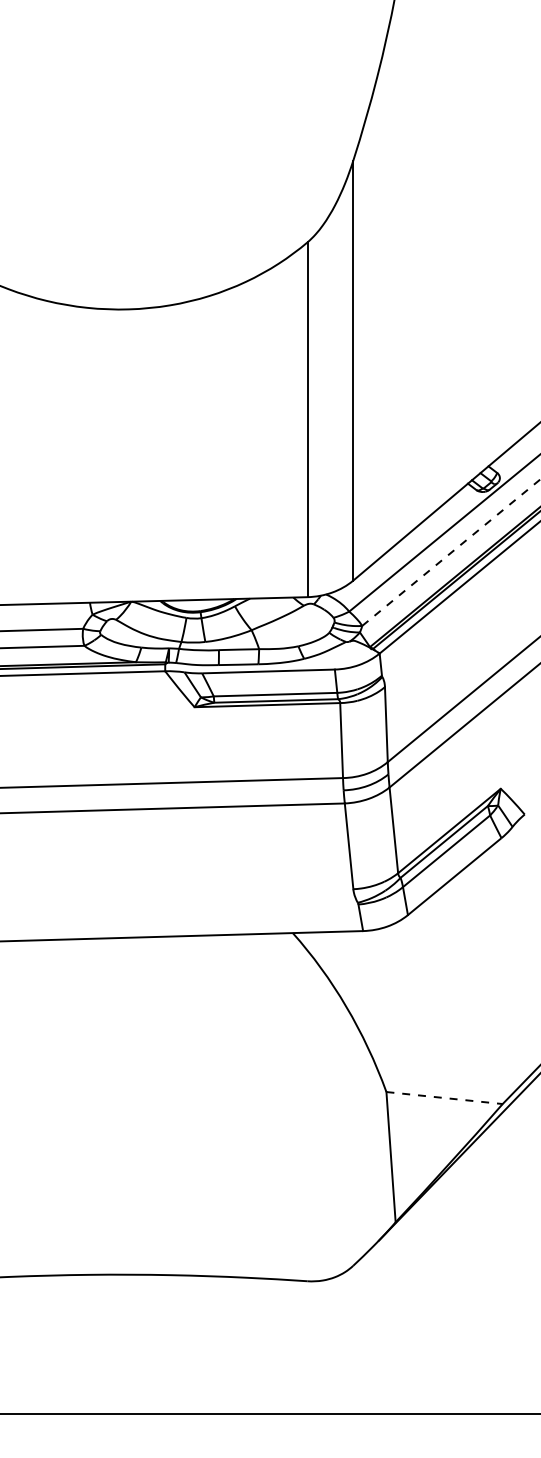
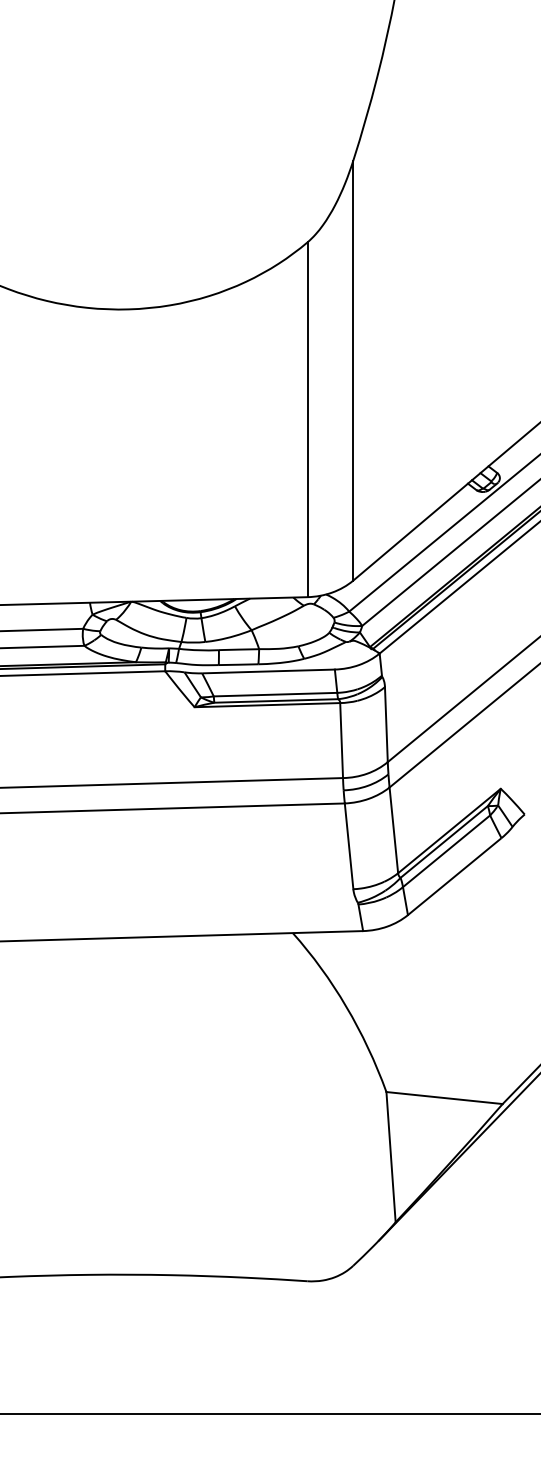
line: dashed -> solid (451, 552)
line: dashed -> solid (445, 1098)
